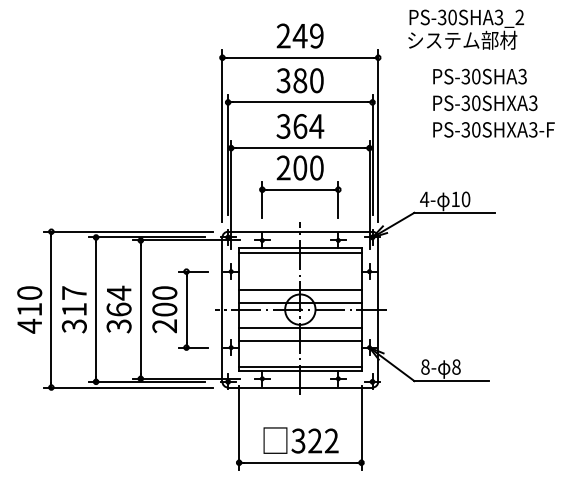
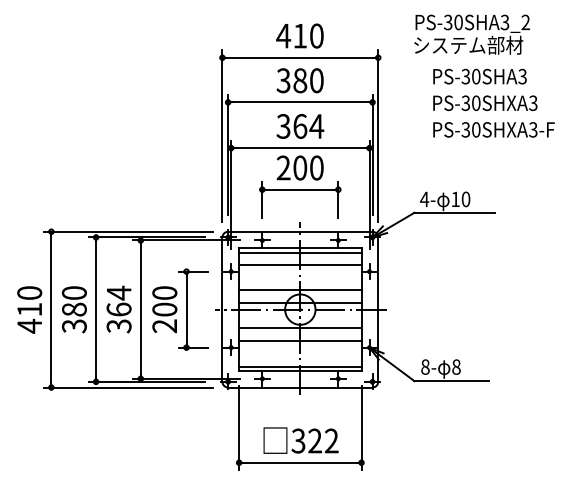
text position: (466, 29) -> (472, 34) (472, 34)
text: 249 -> 410 (299, 35)
line: none -> present (300, 265)
text: 317 -> 380 (73, 301)
